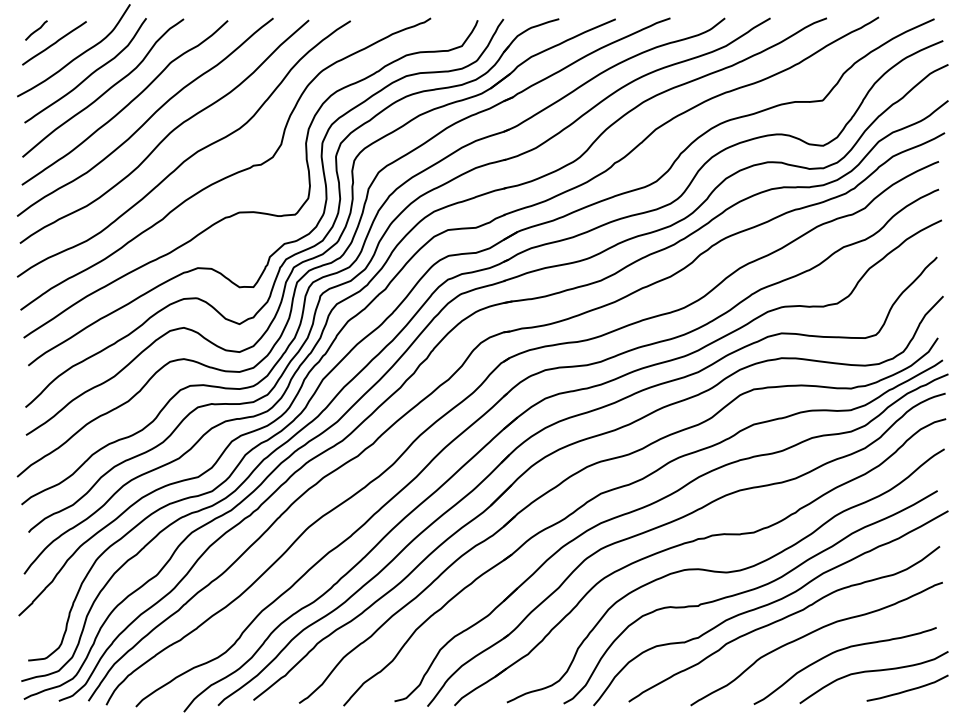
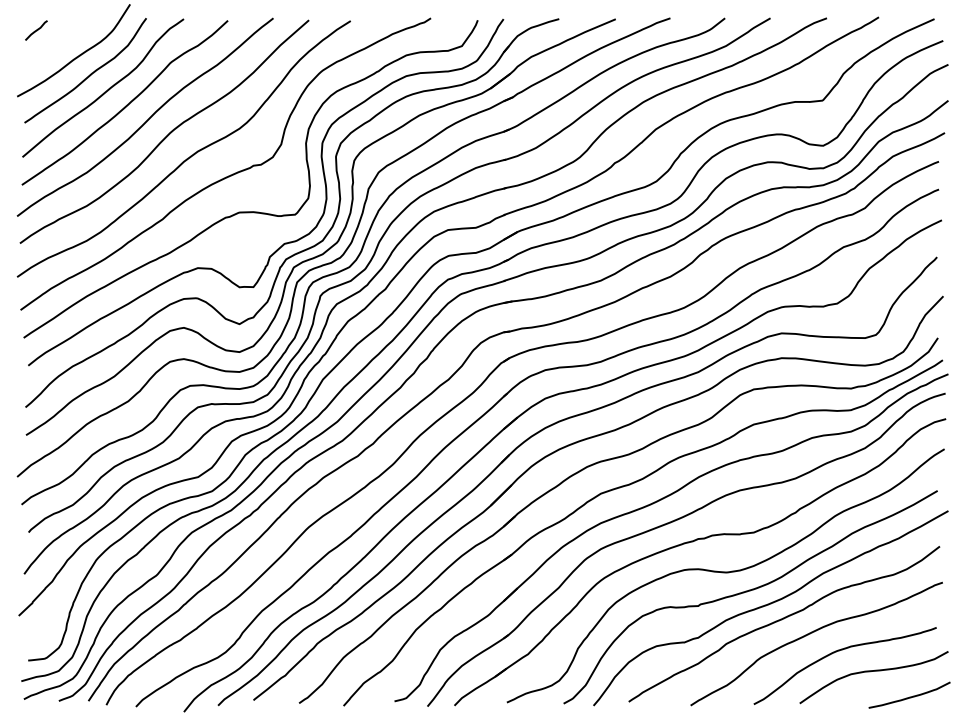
line: present -> none (54, 43)
curve position: (907, 689) -> (909, 696) (909, 696)
